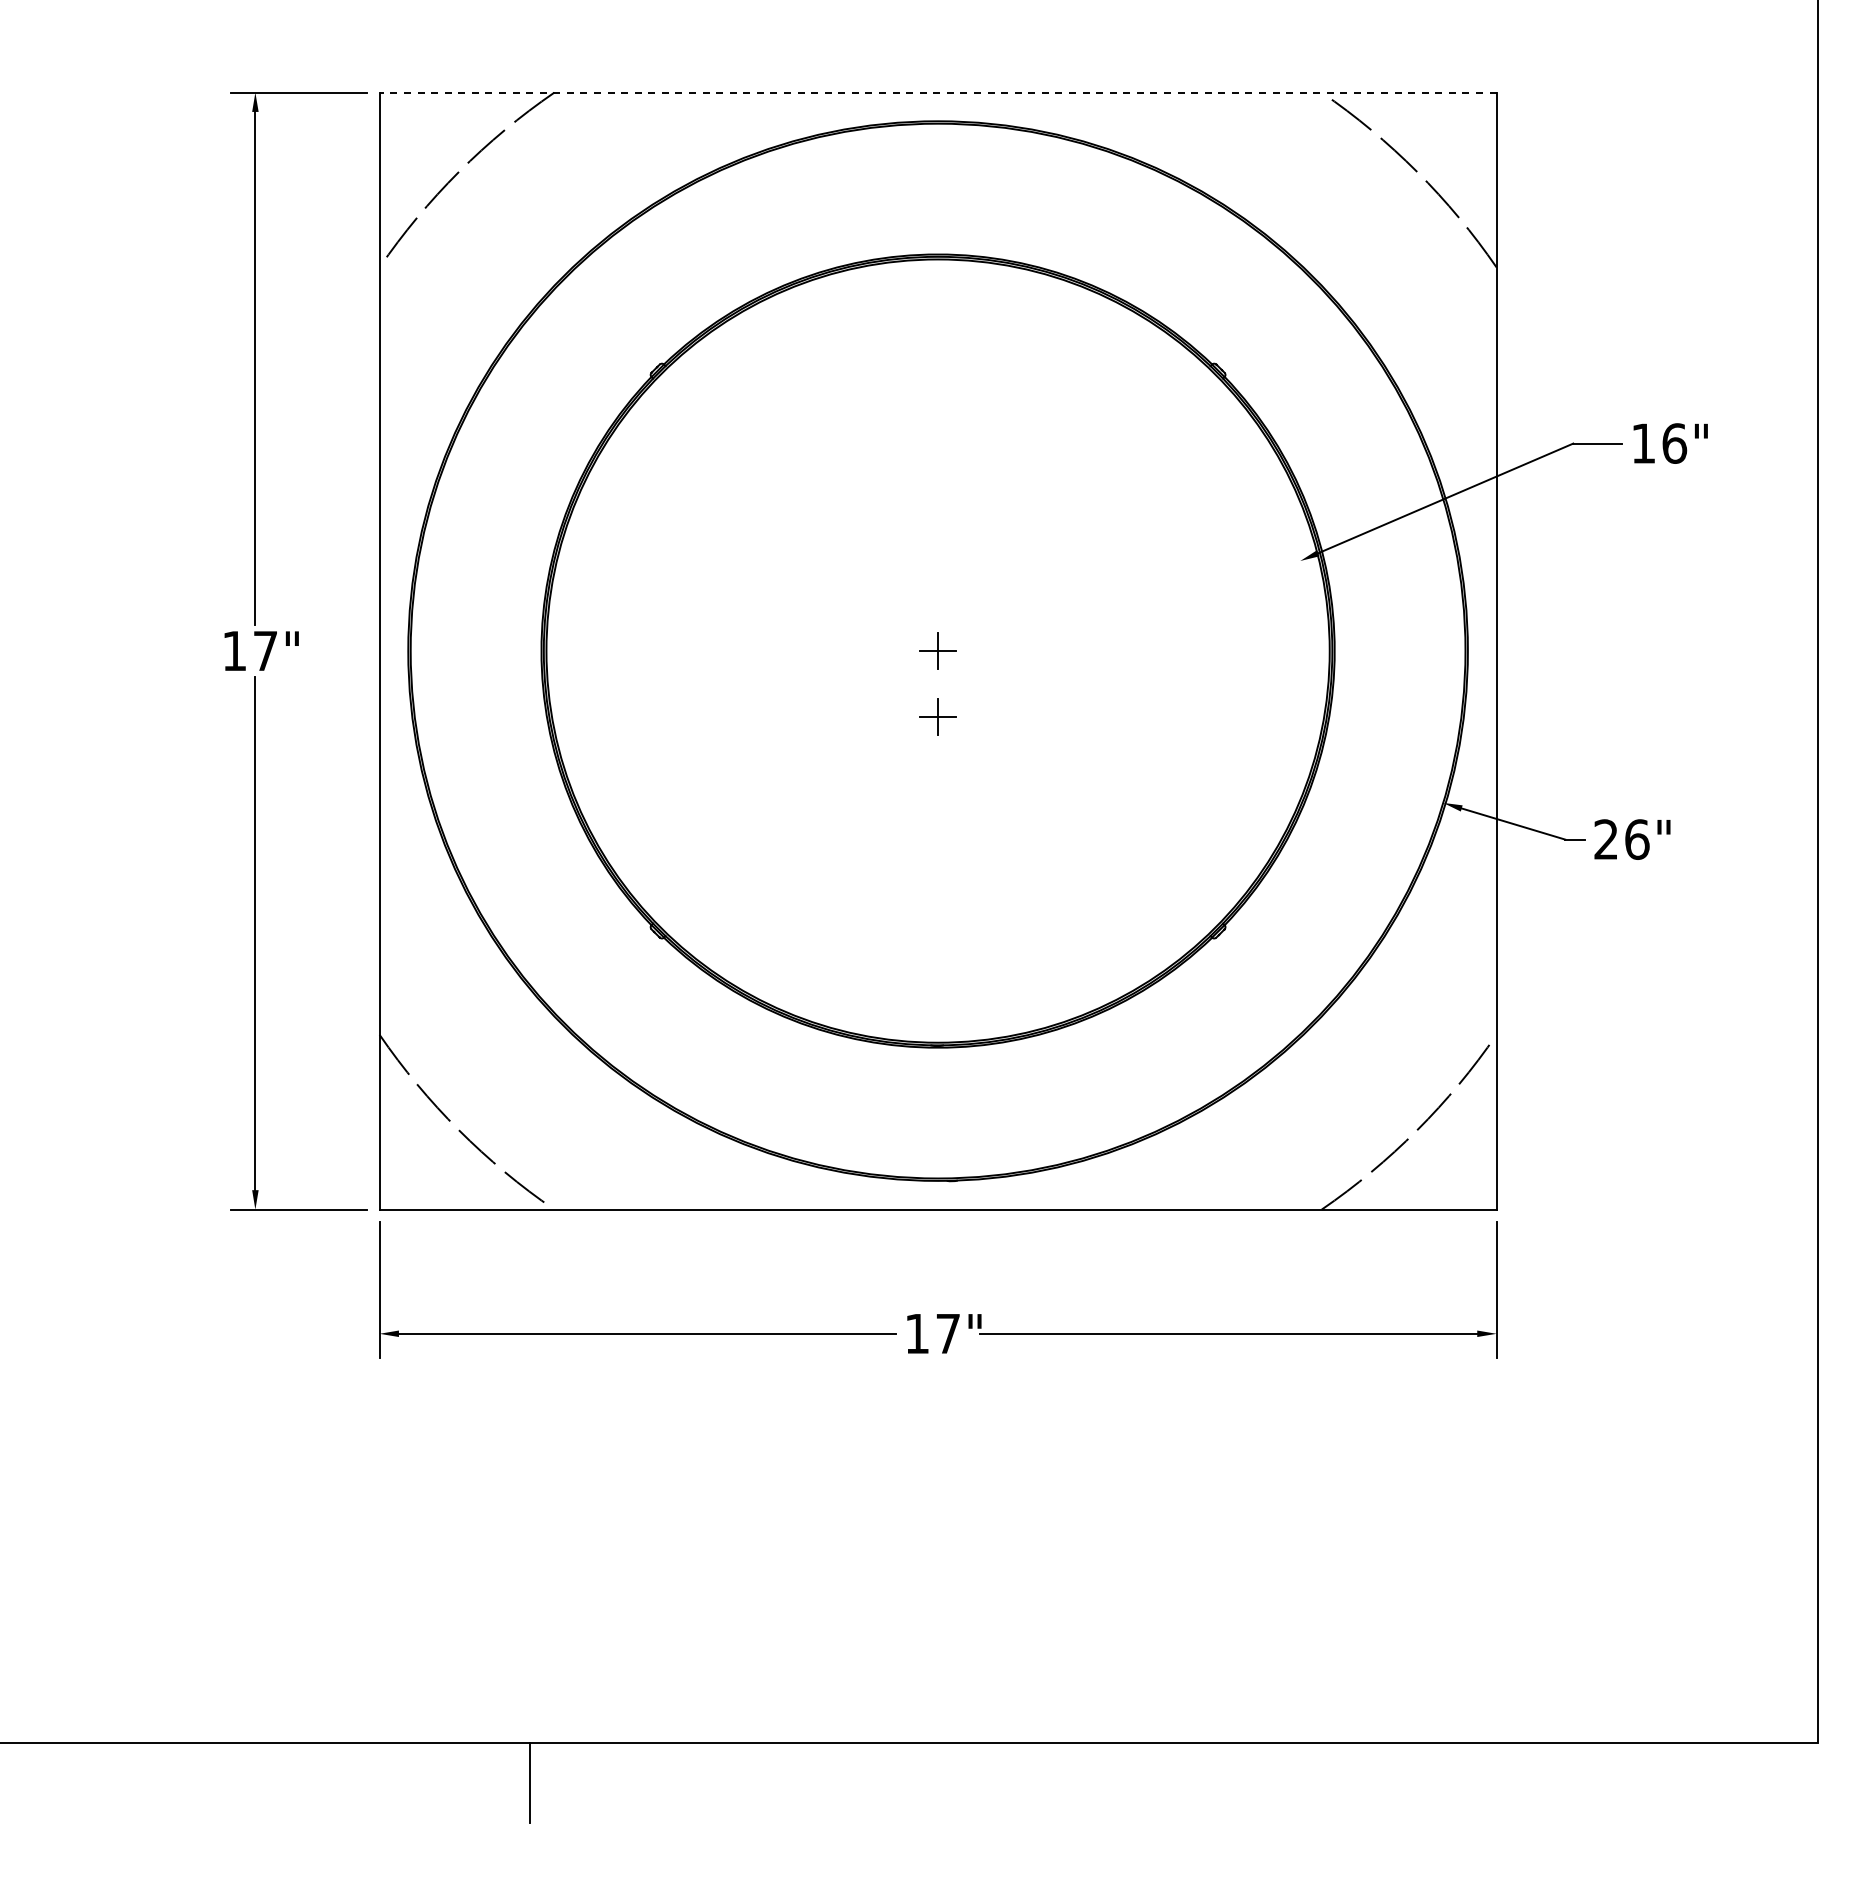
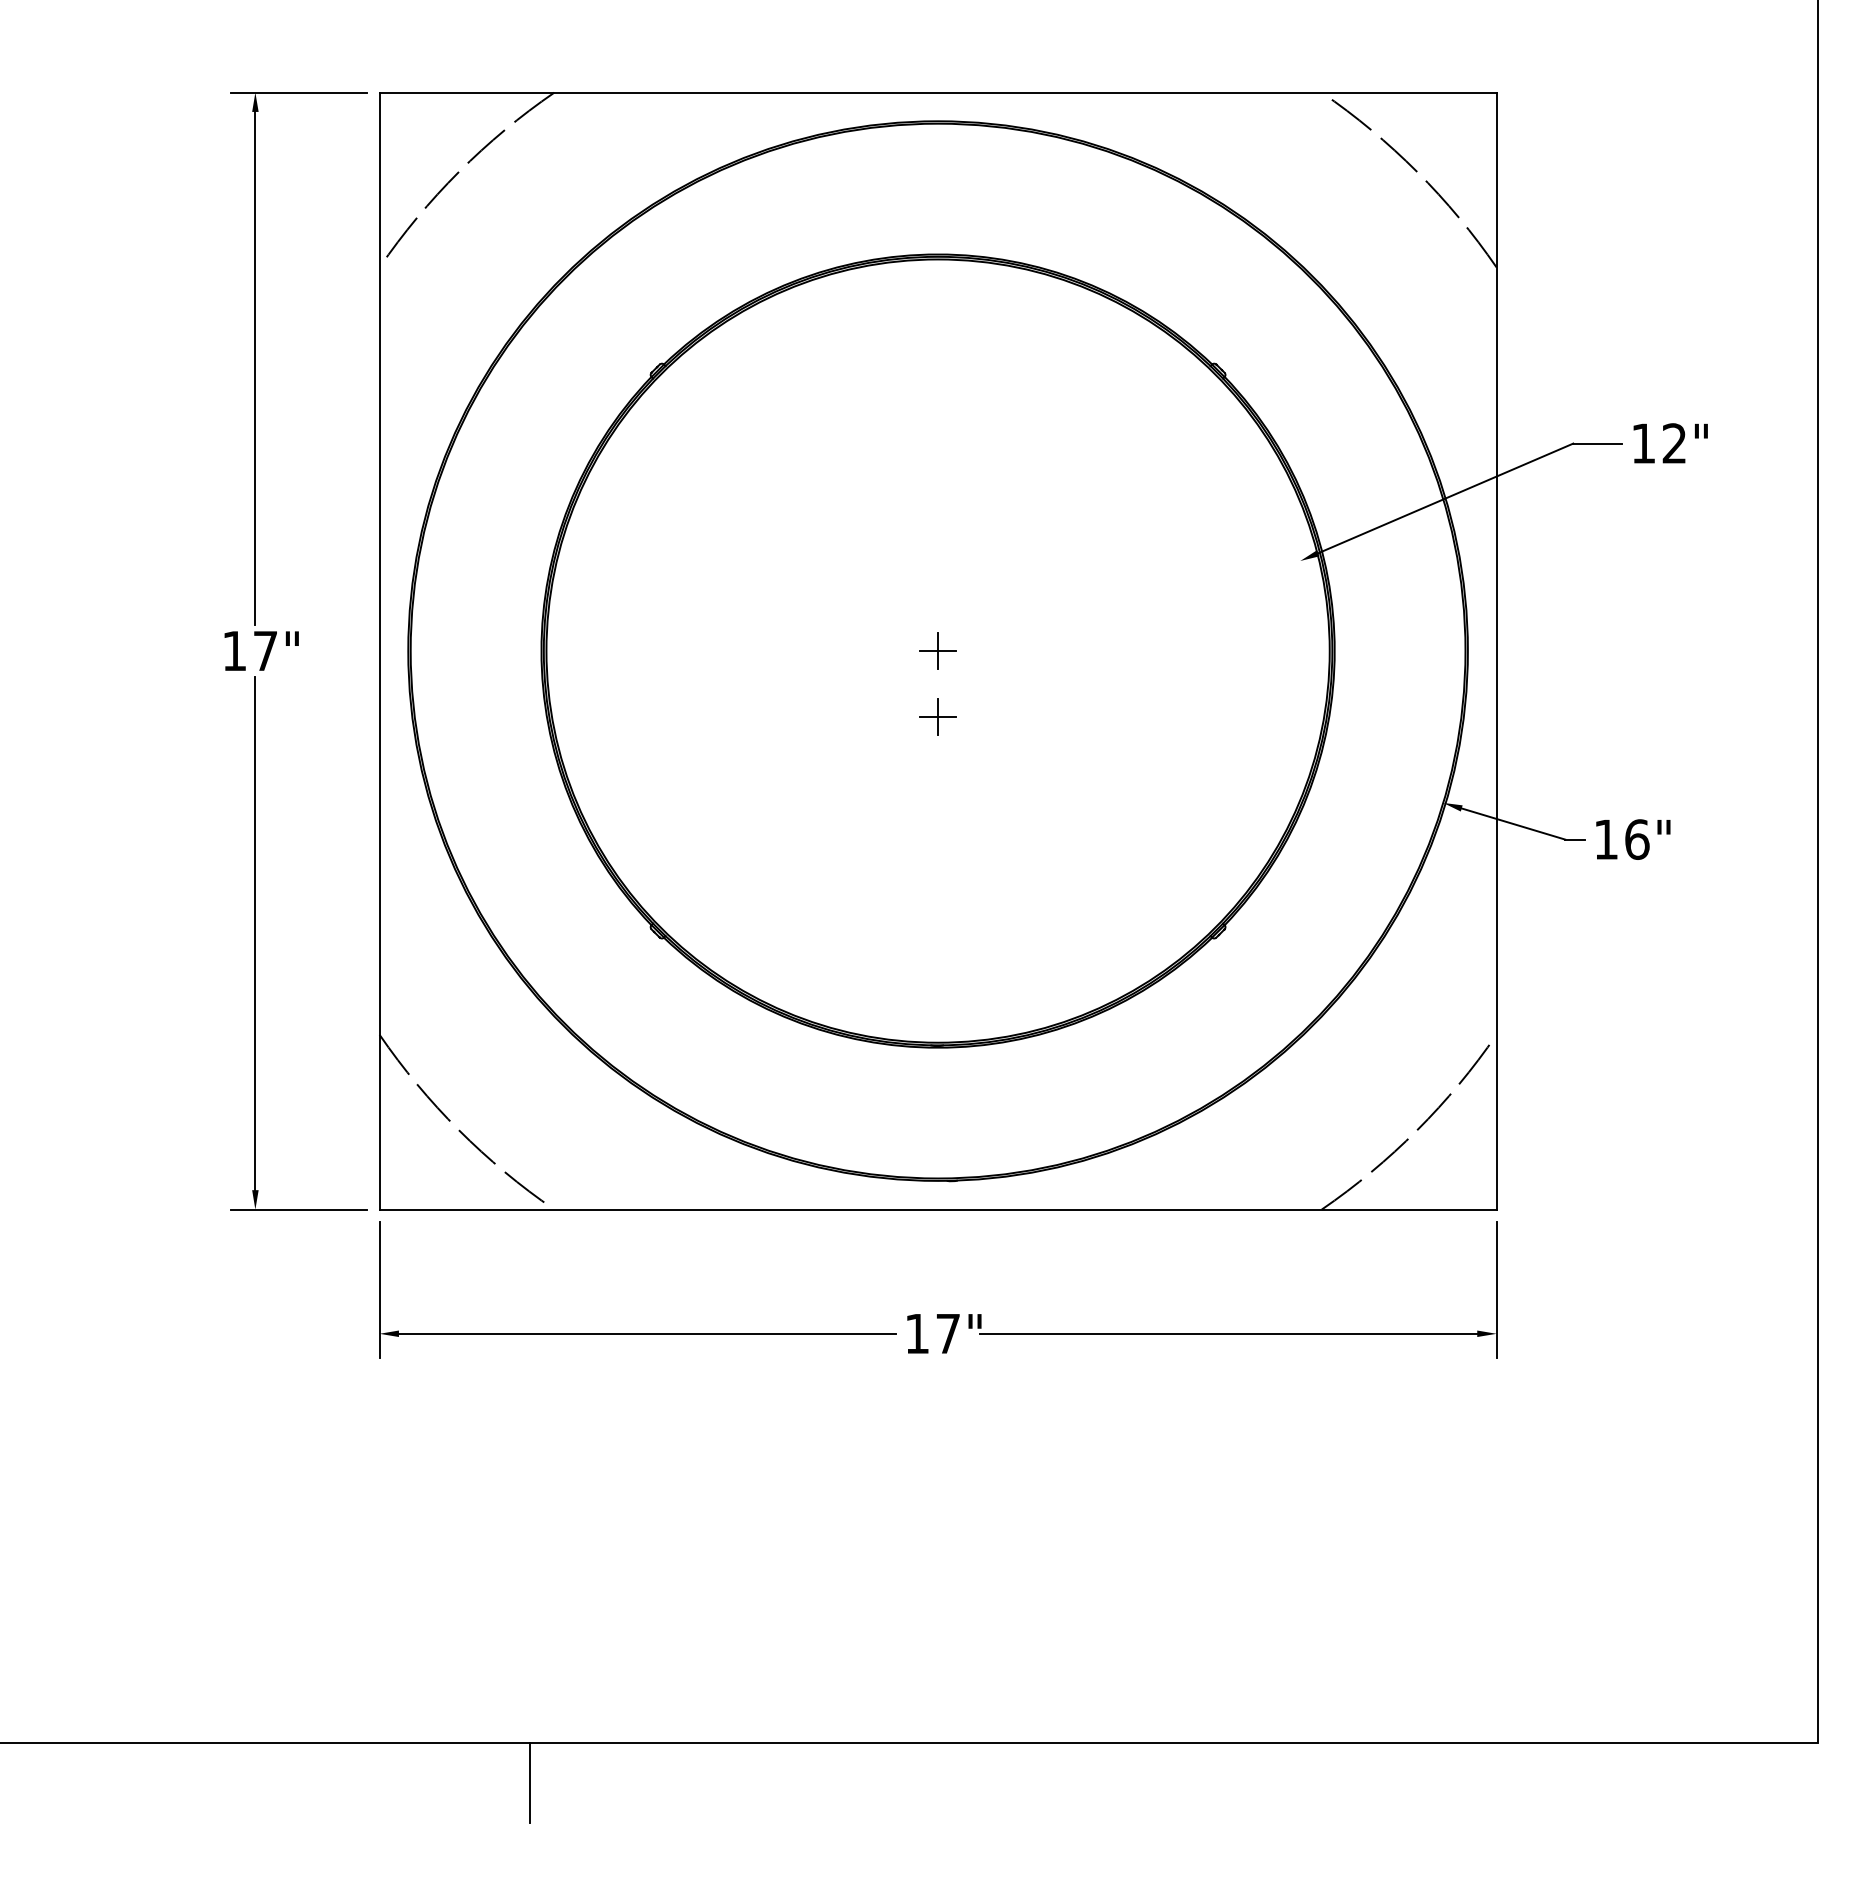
line: dashed -> solid (938, 92)
text: 16" -> 12" (1674, 443)
text: 26" -> 16" (1605, 839)
